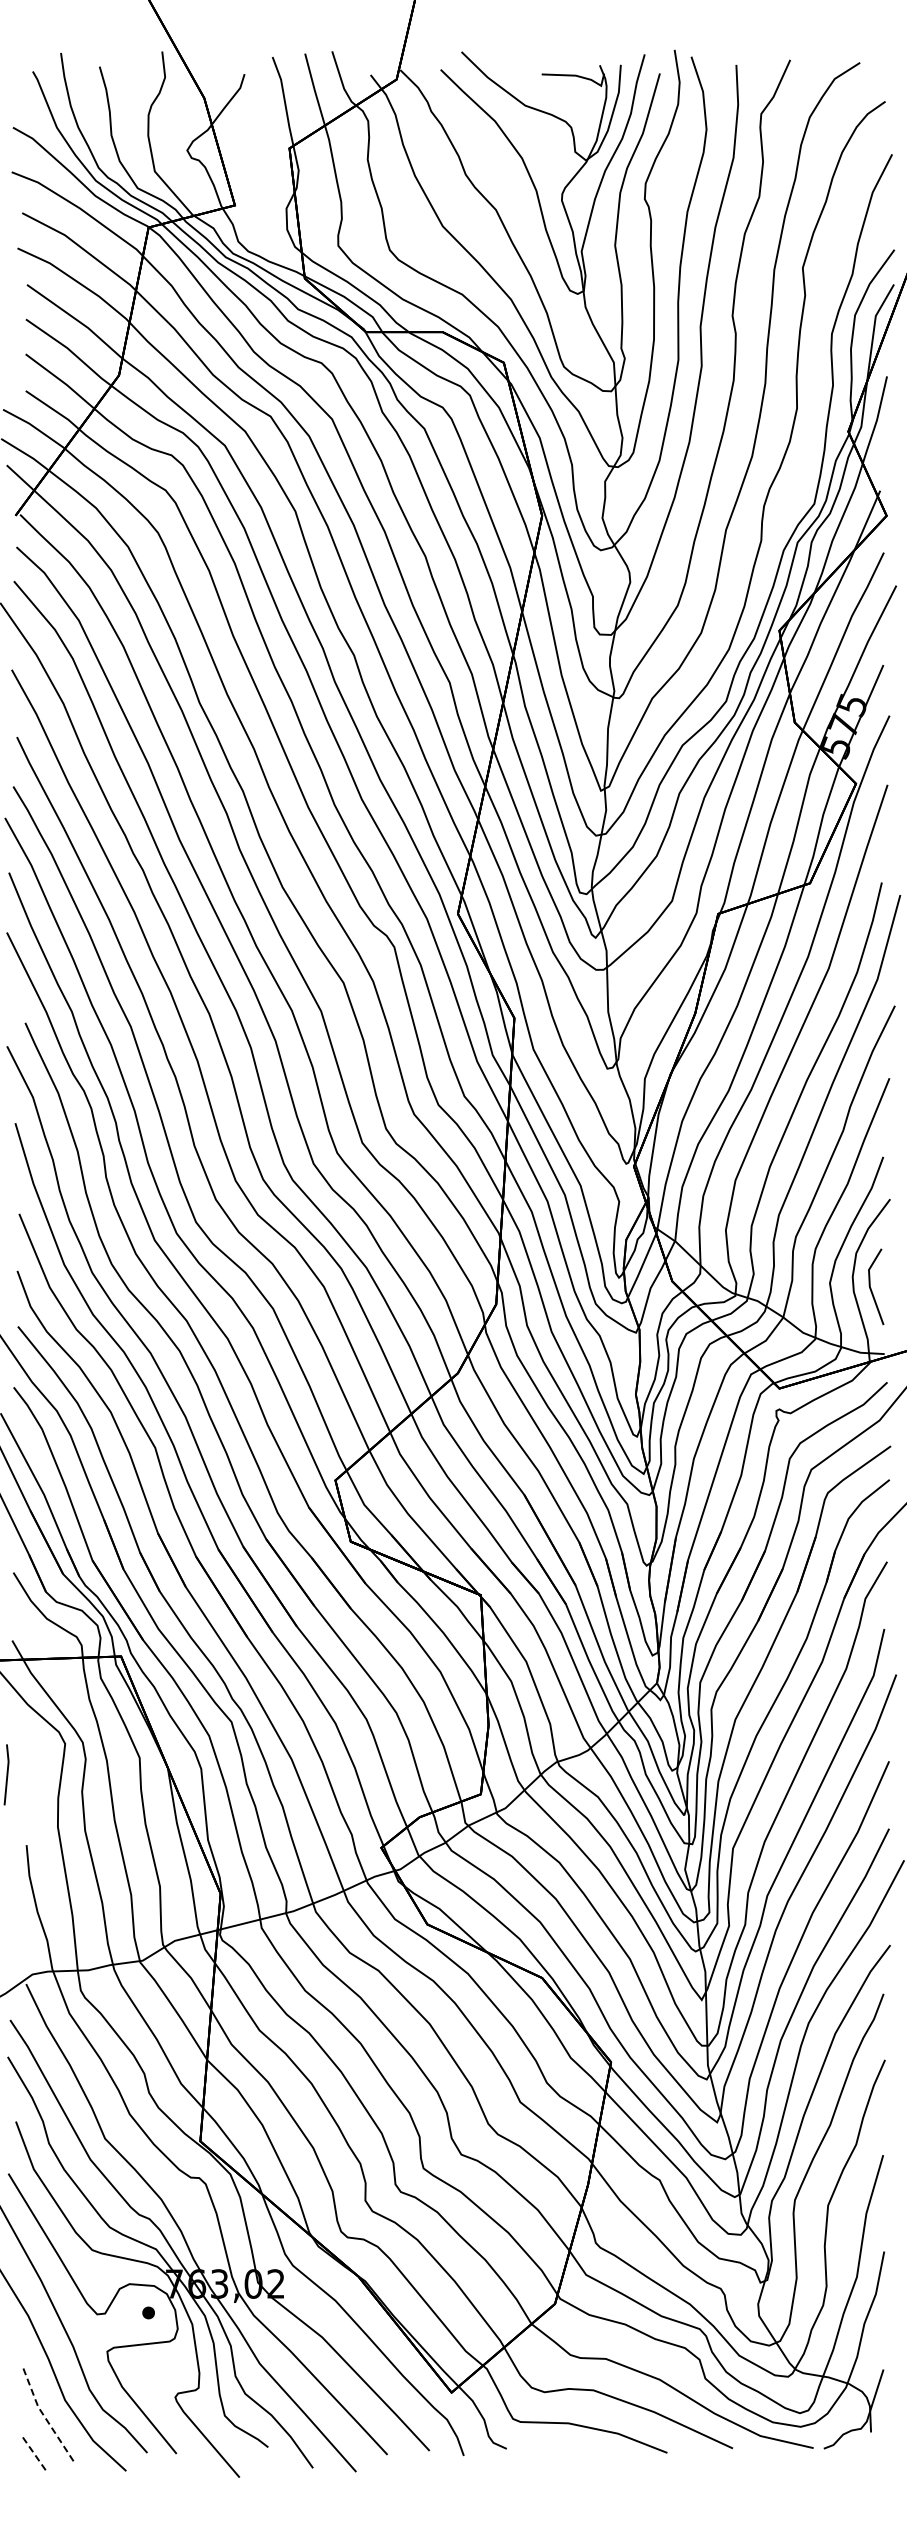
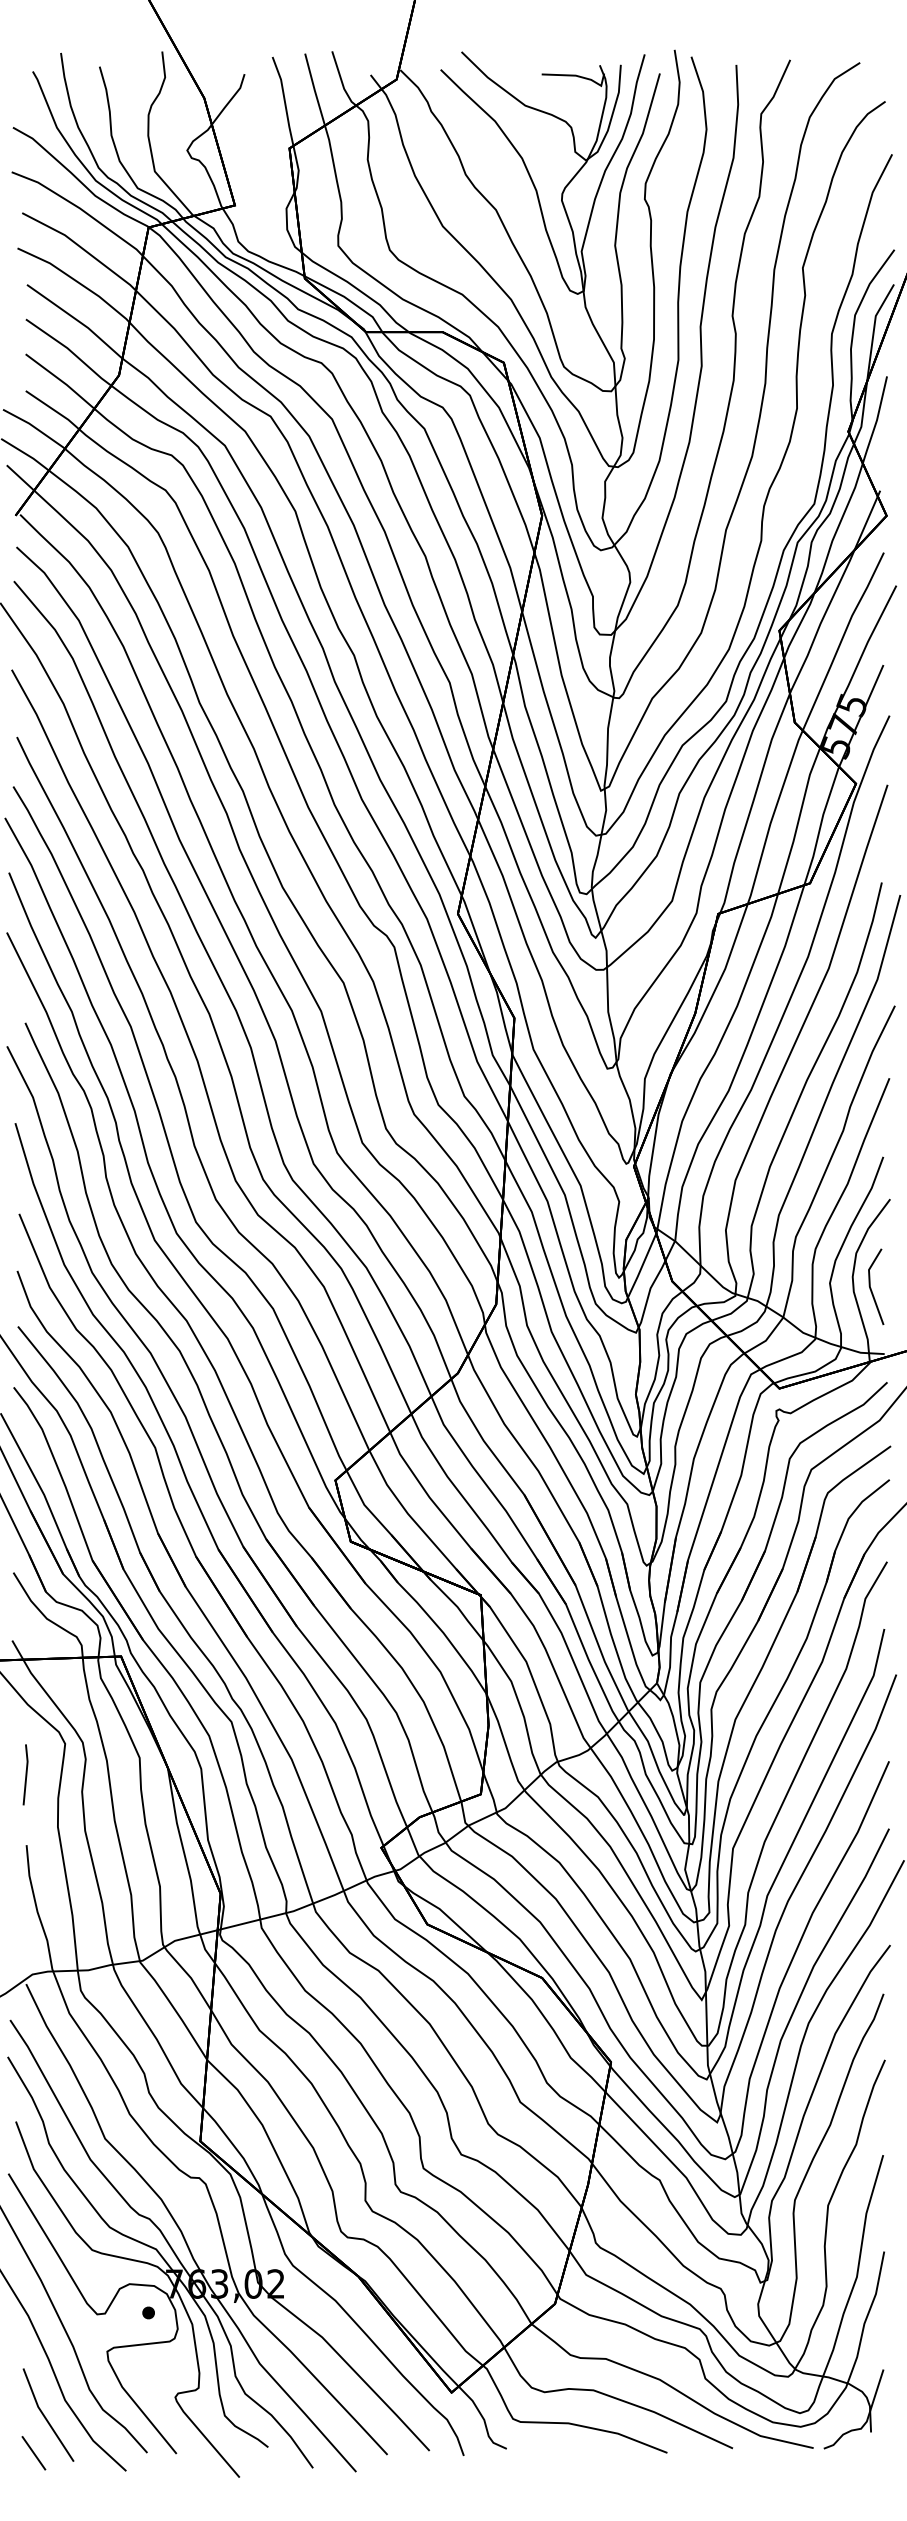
line position: (6, 1774) -> (25, 1774) (25, 1774)
line: dashed -> solid (44, 2416)
line: dashed -> solid (33, 2453)
